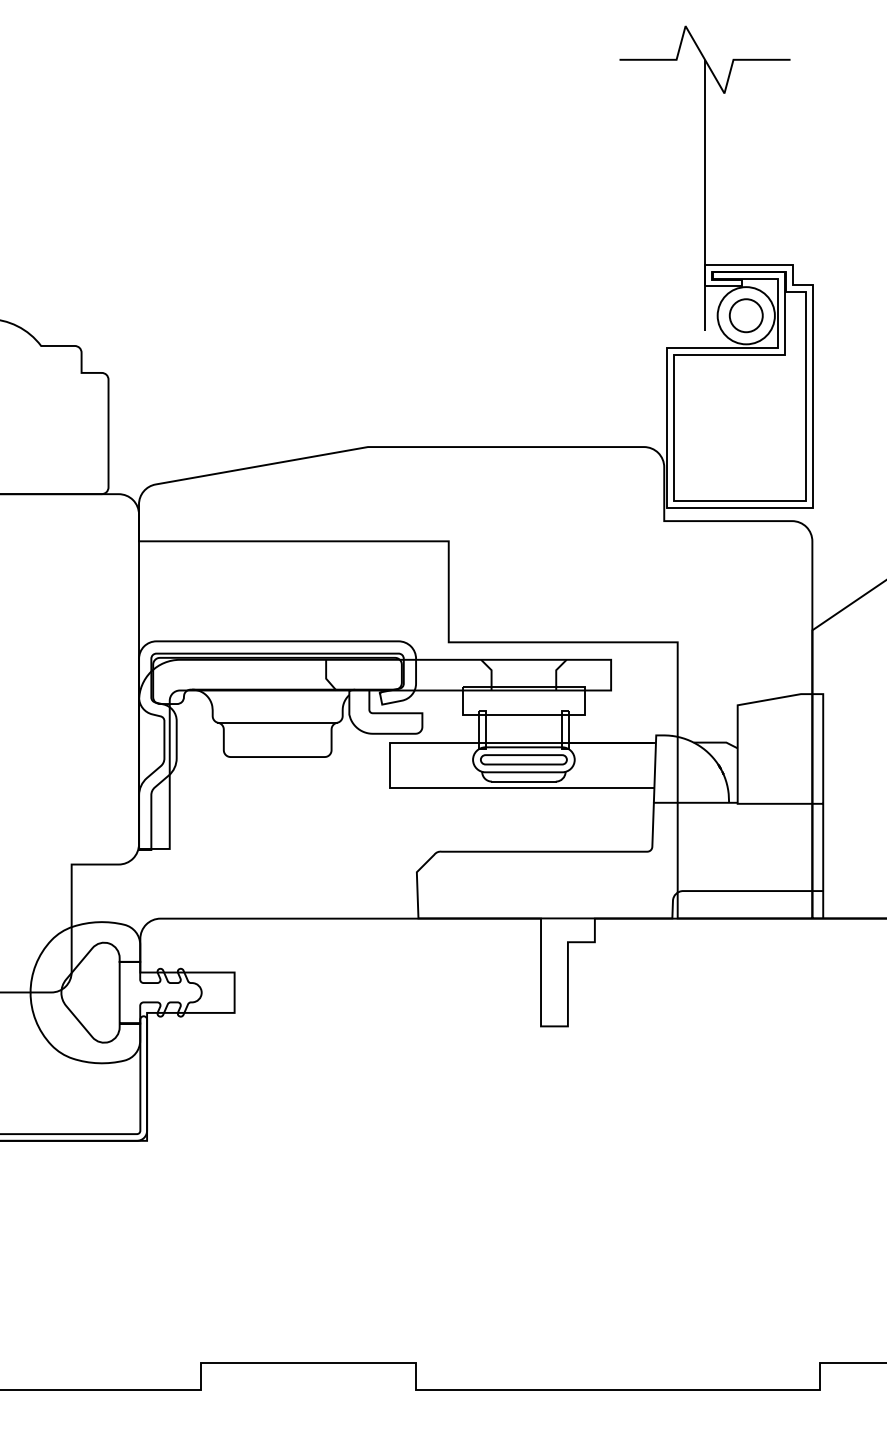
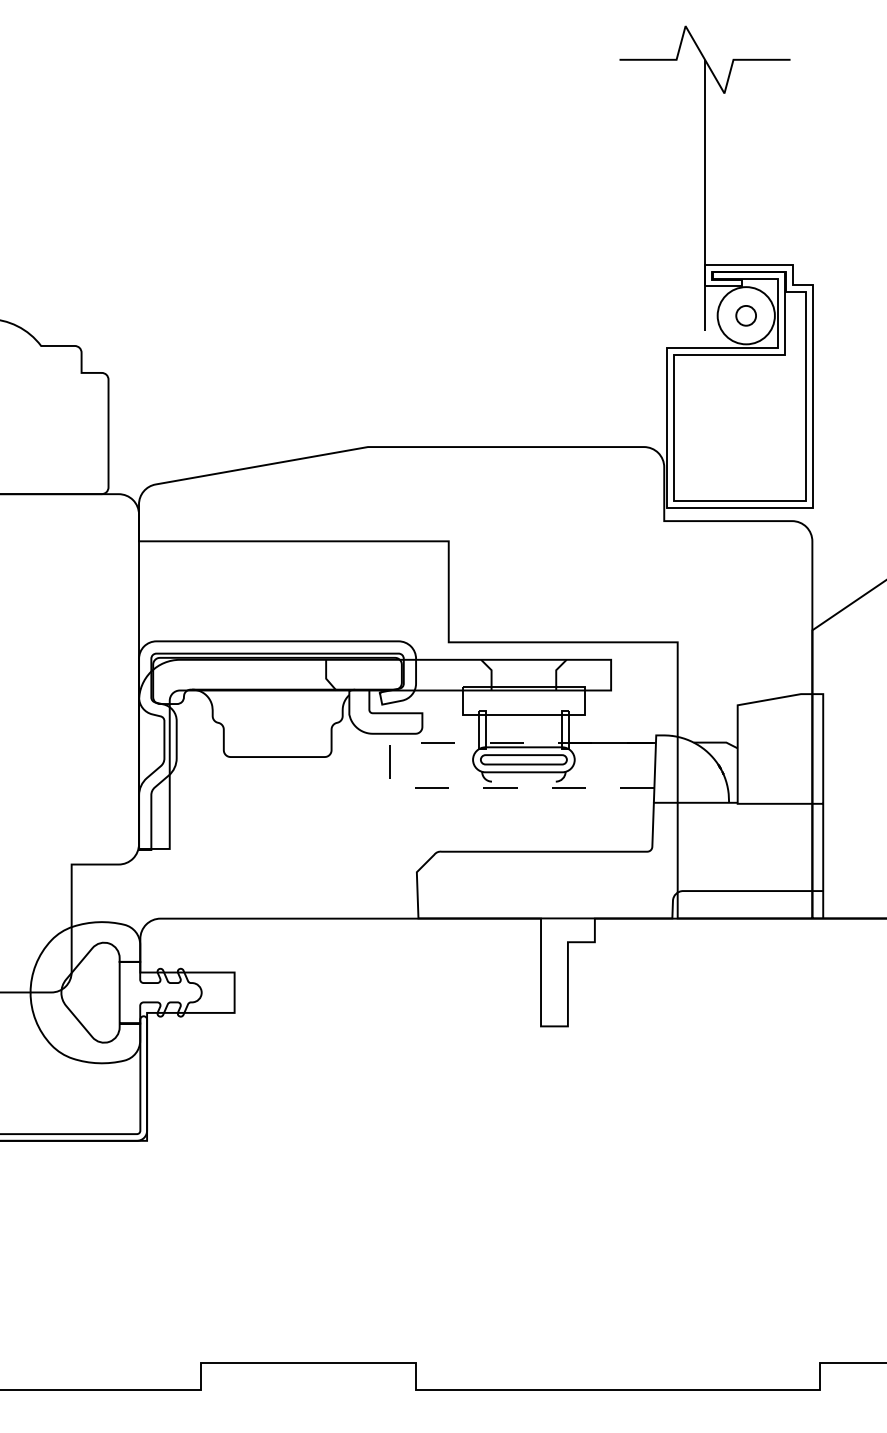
circle size: 36x36 px -> 22x22 px (745, 315)
line: present -> none (277, 722)
line: solid -> dashed (389, 764)
line: present -> none (523, 781)
